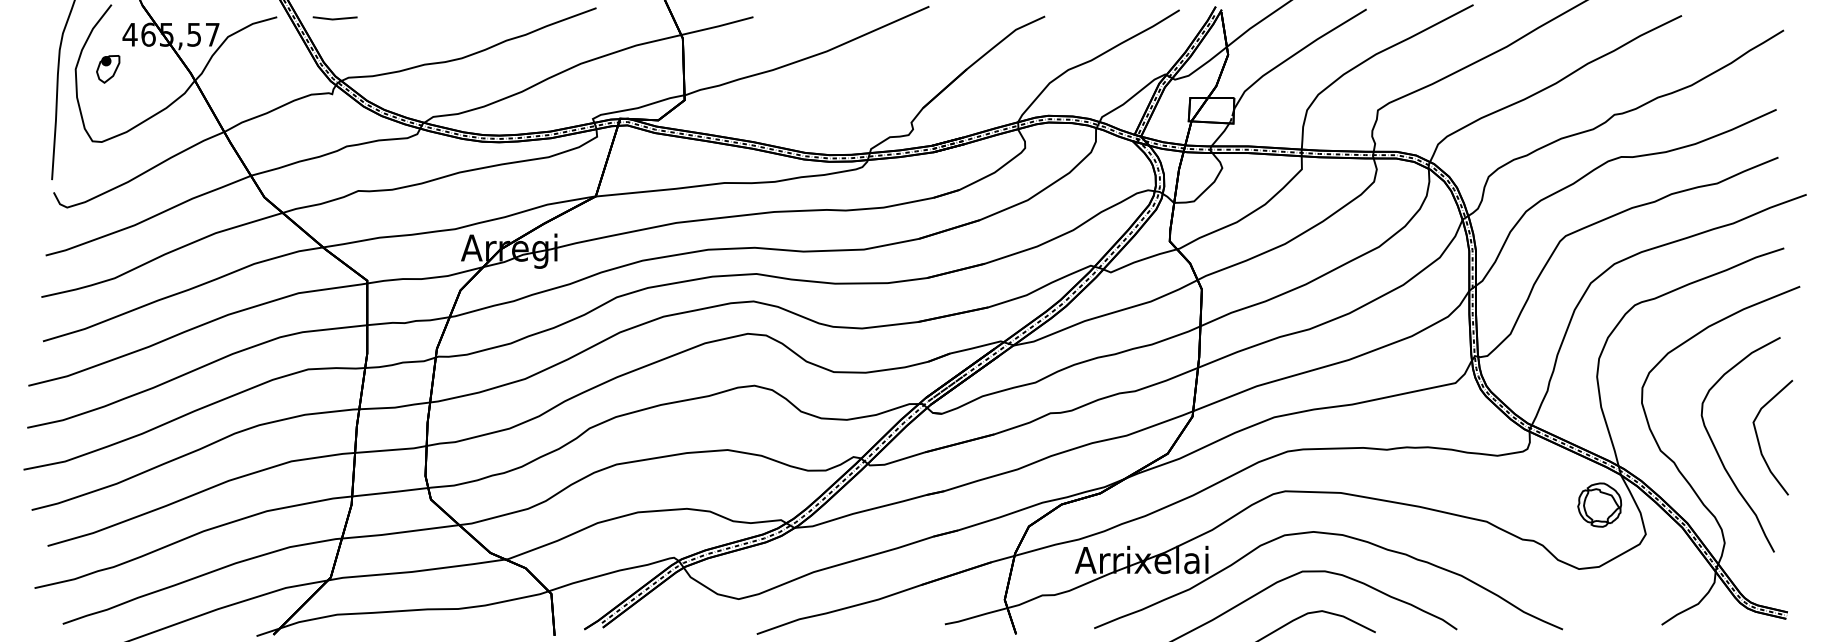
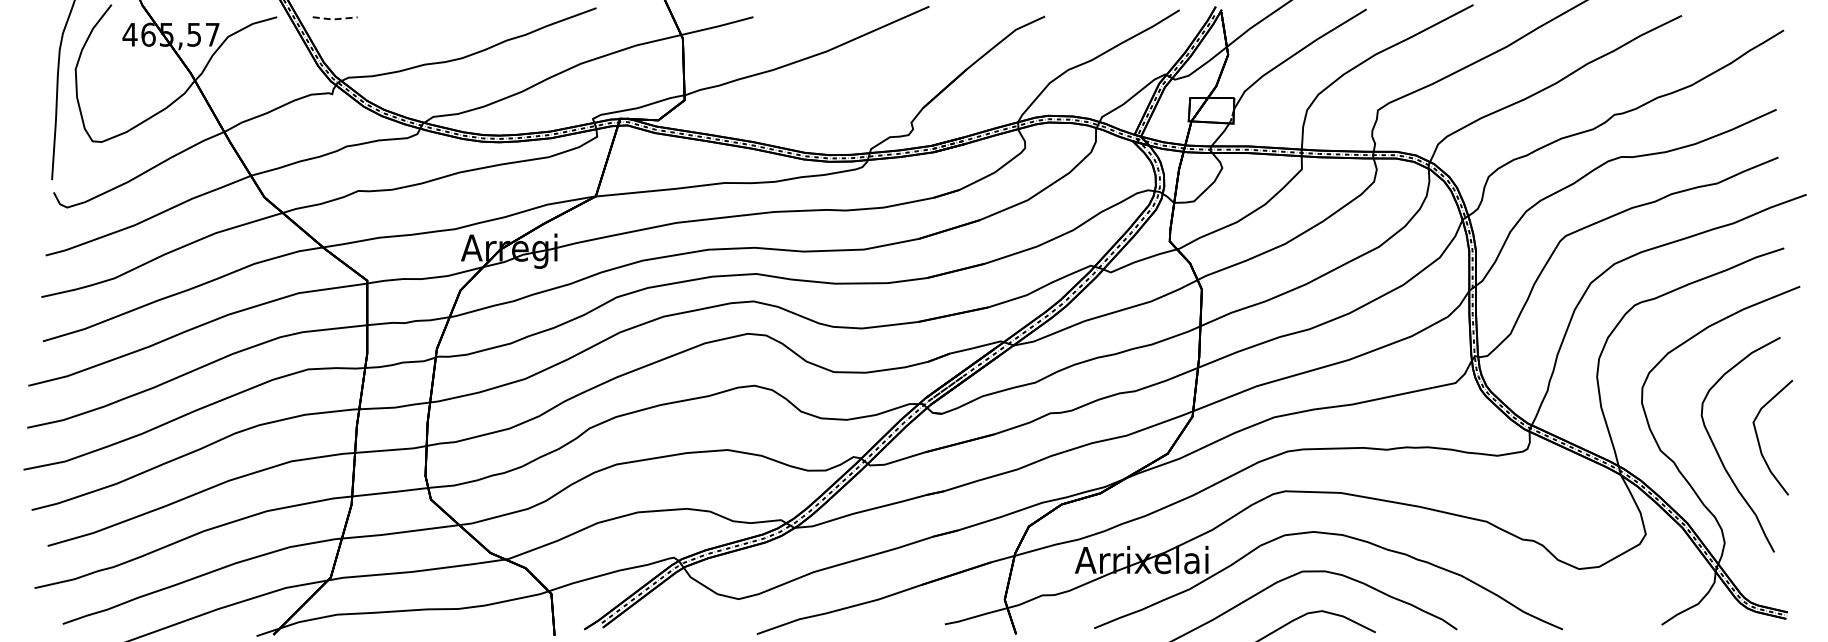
line: solid -> dashed (335, 19)
part: present -> none (108, 69)
part: present -> none (1599, 504)
